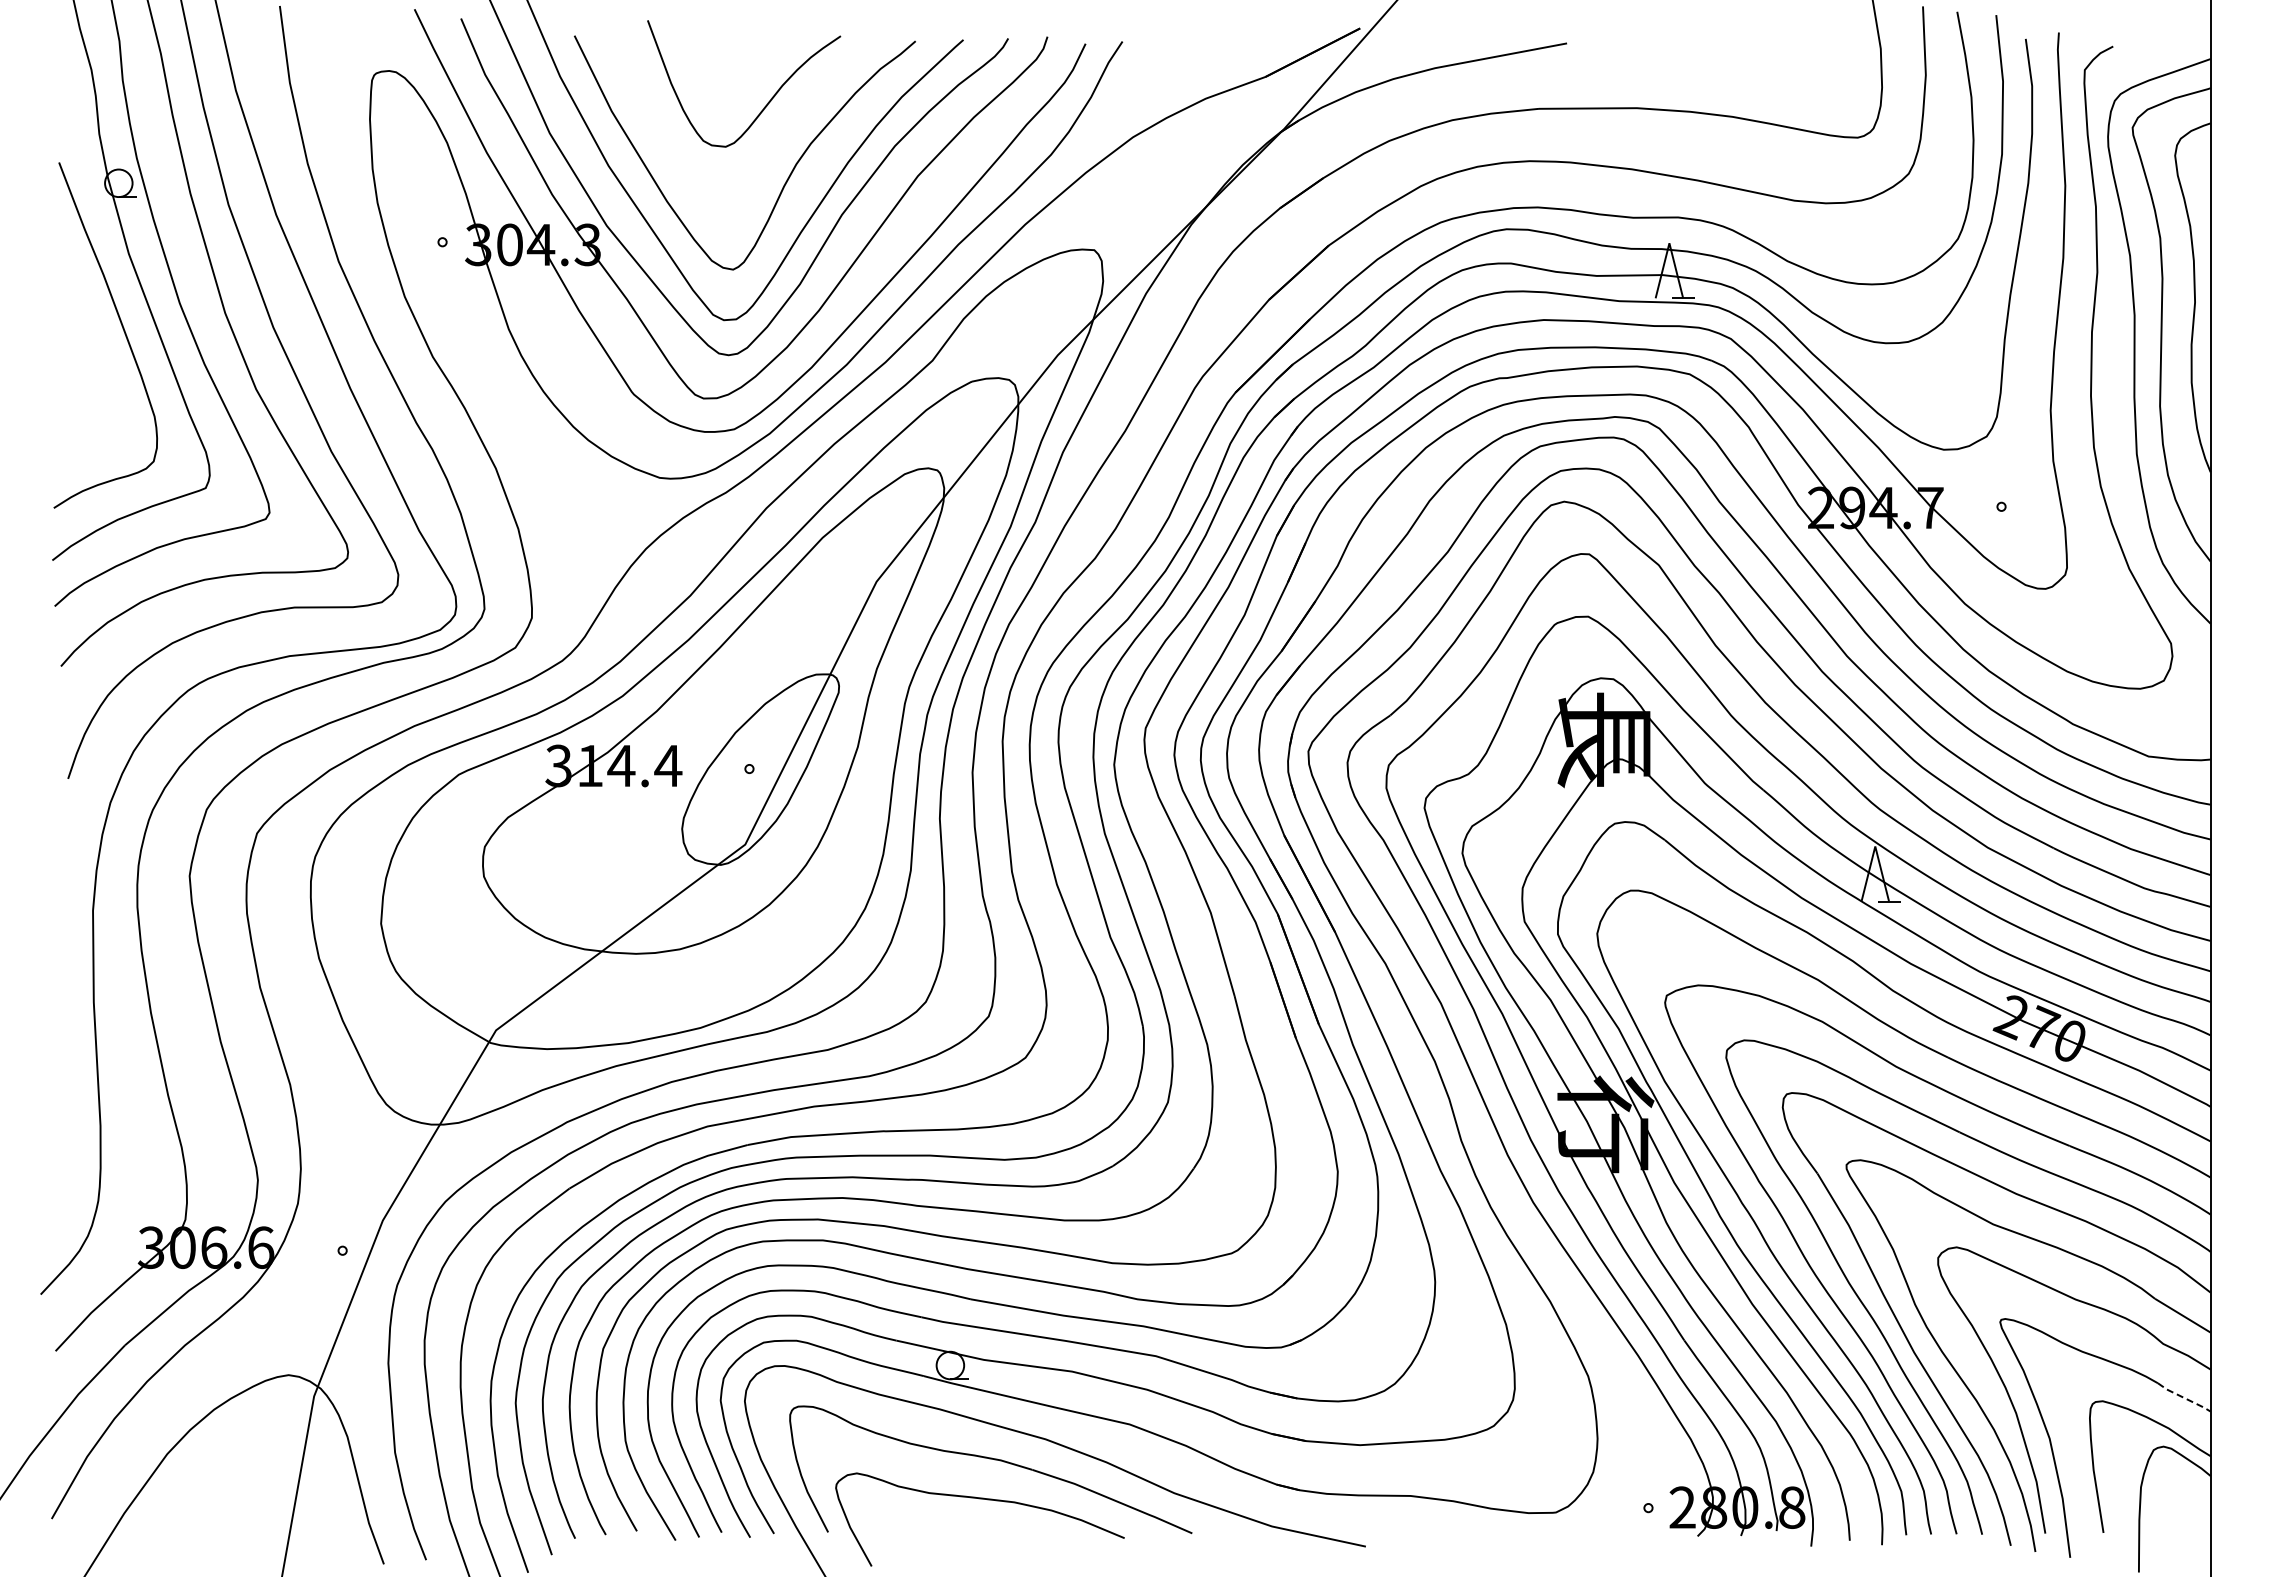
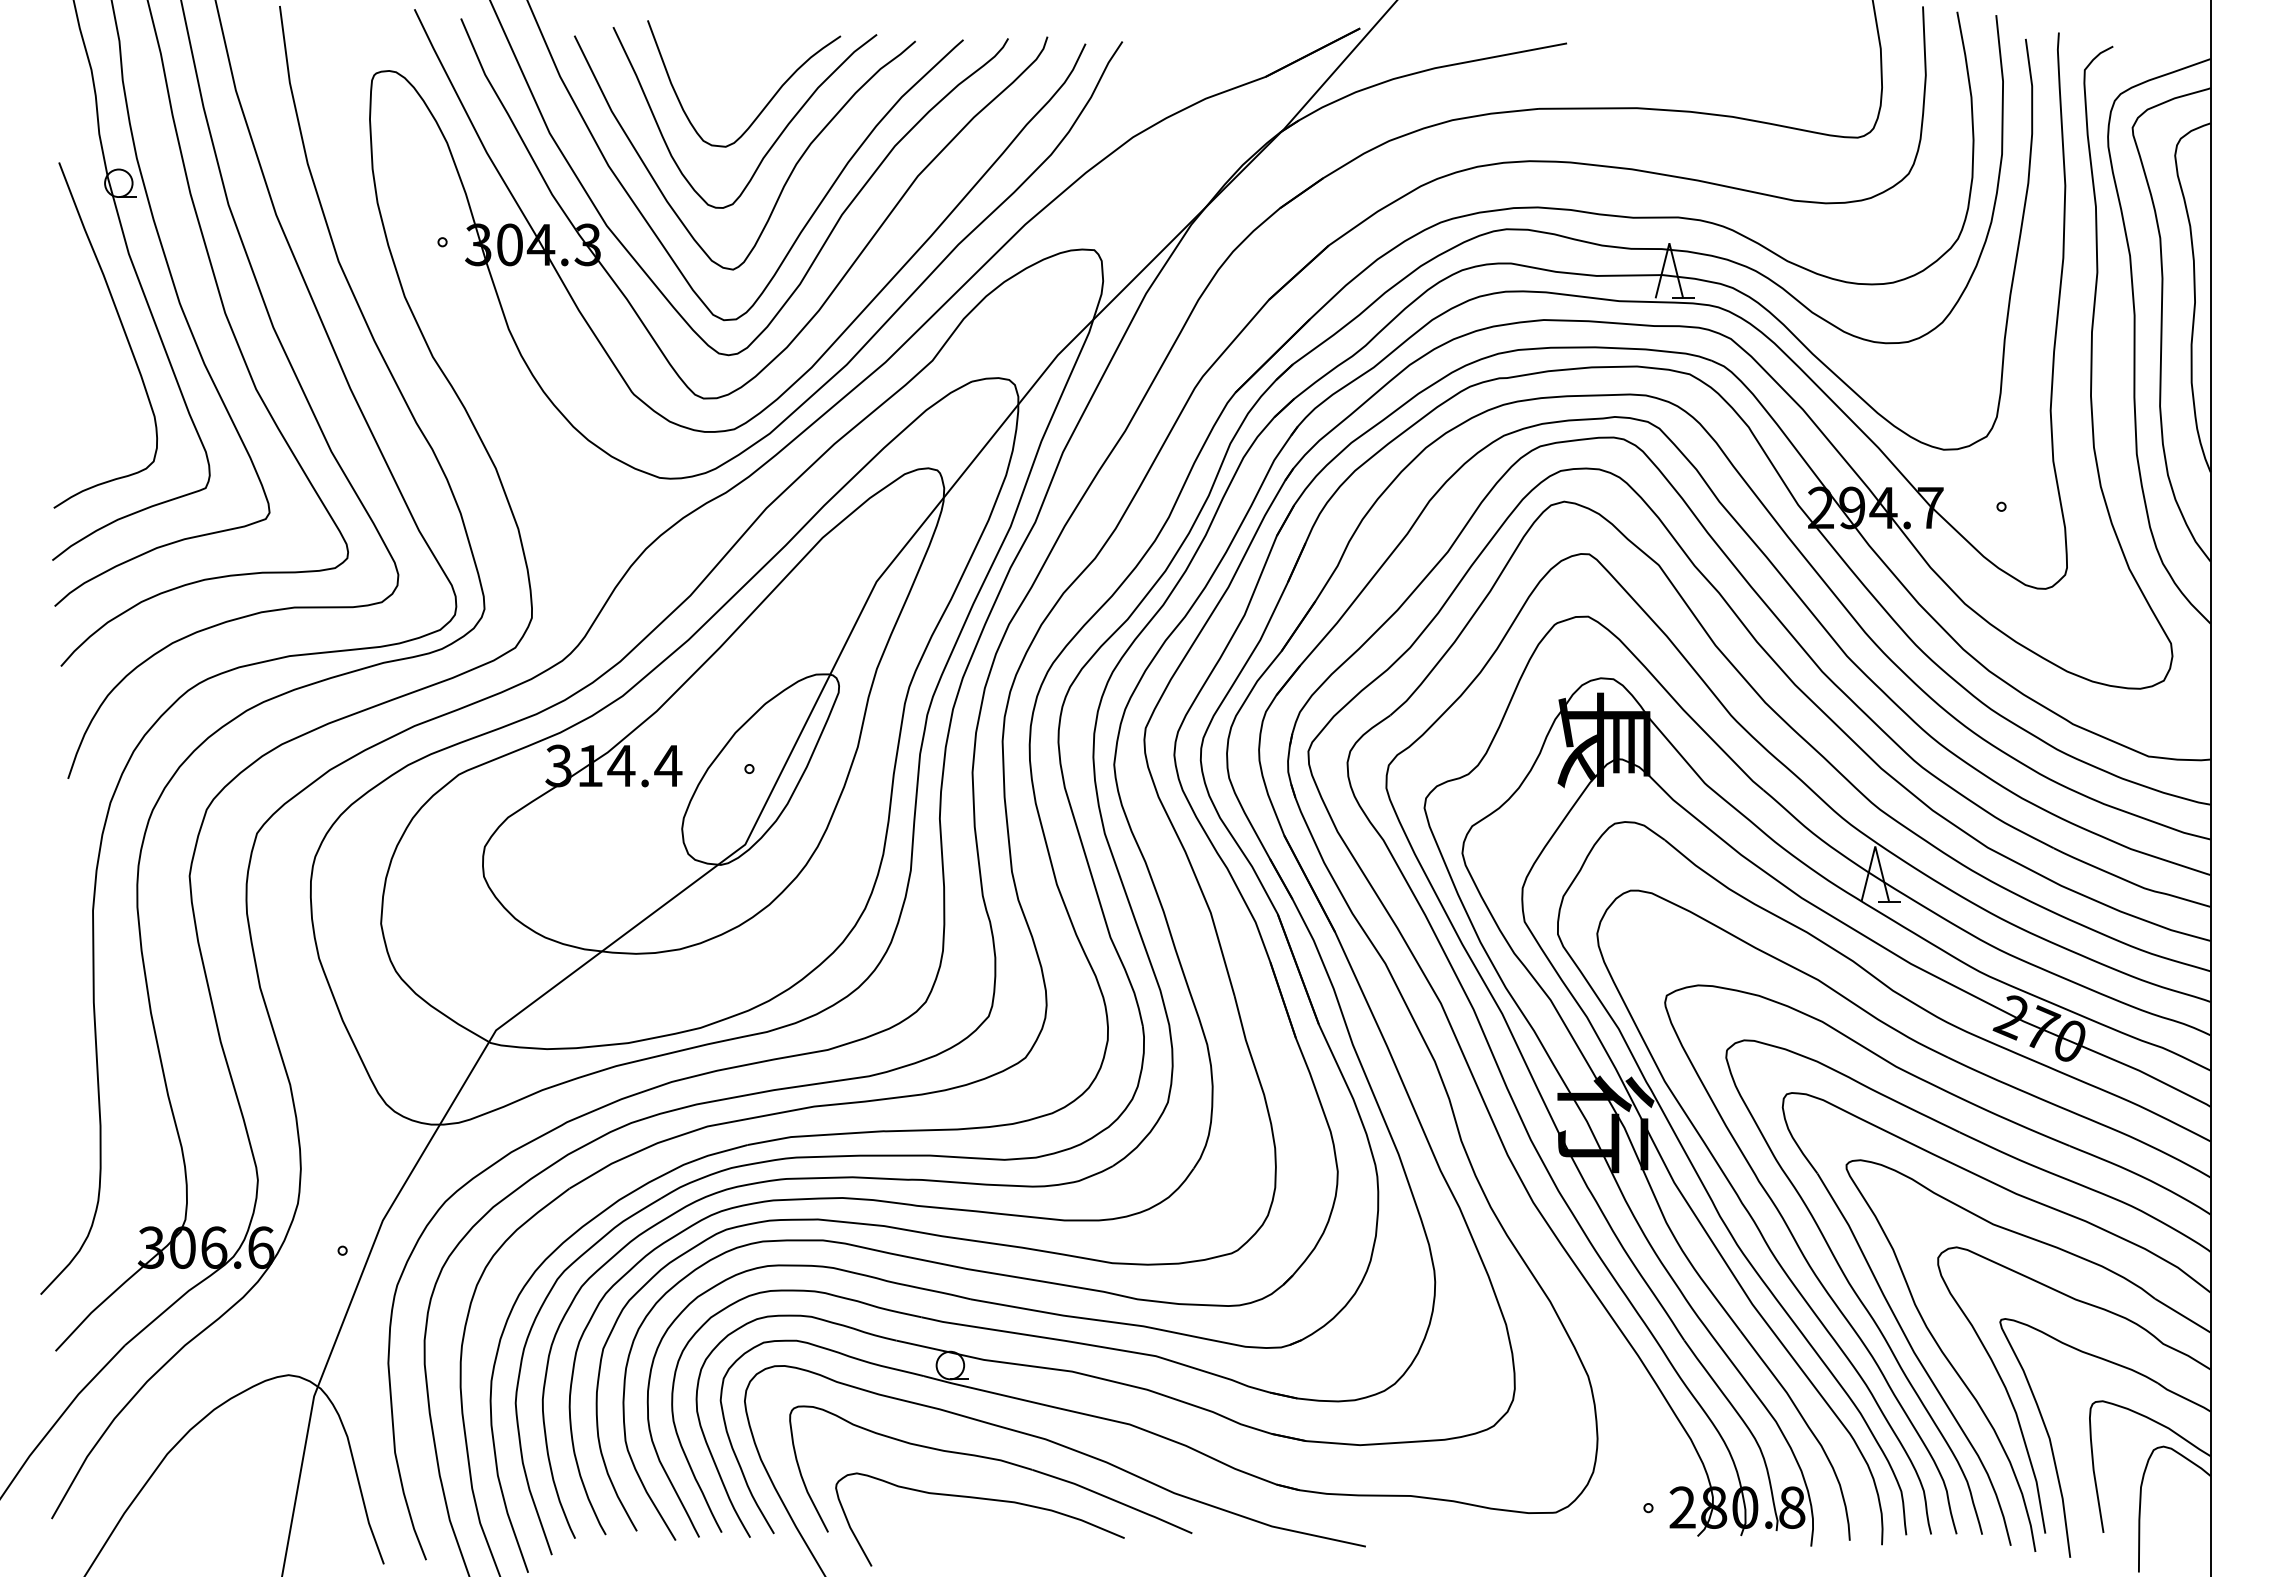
curve: none -> present (776, 138)
line: dashed -> solid (2183, 1397)
